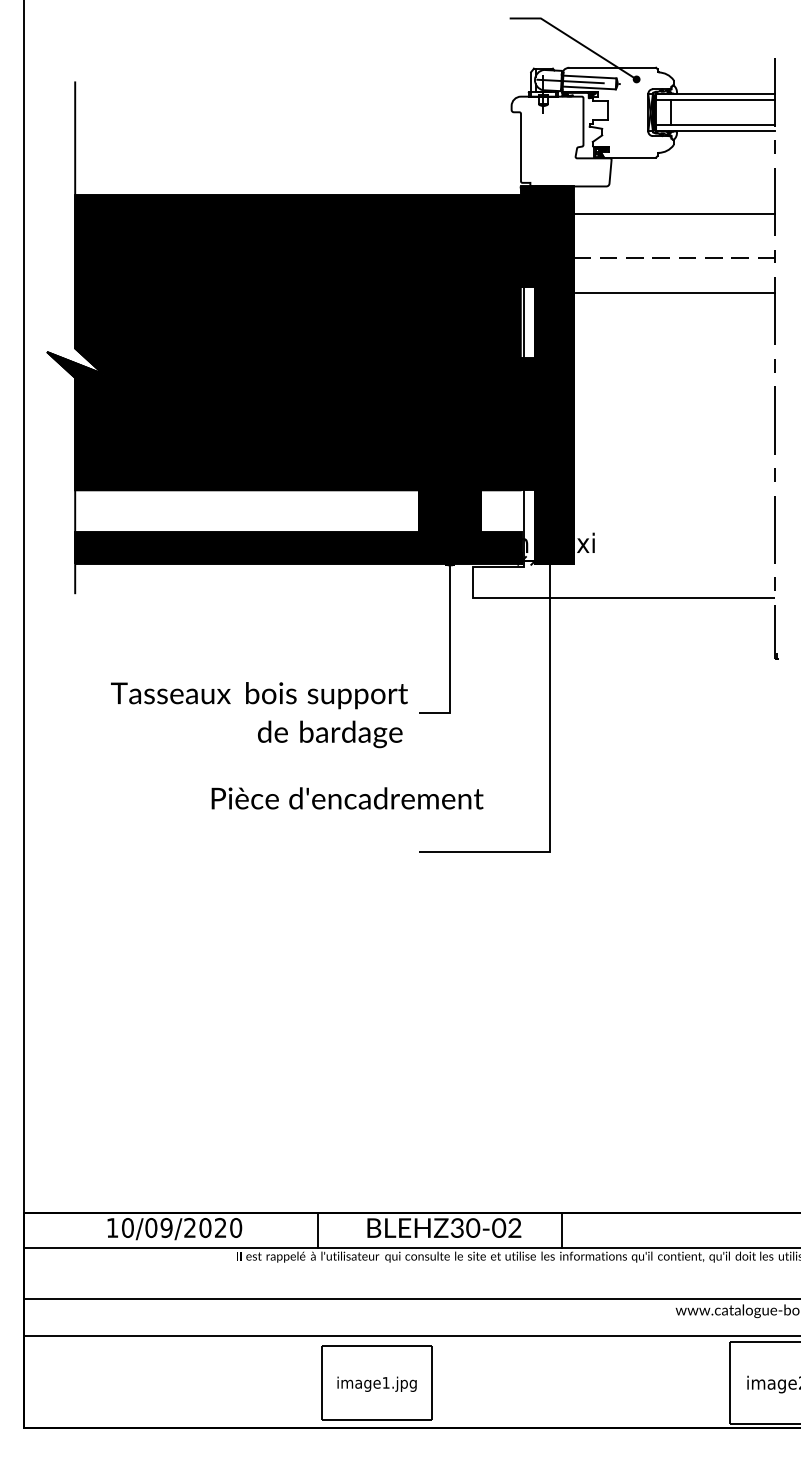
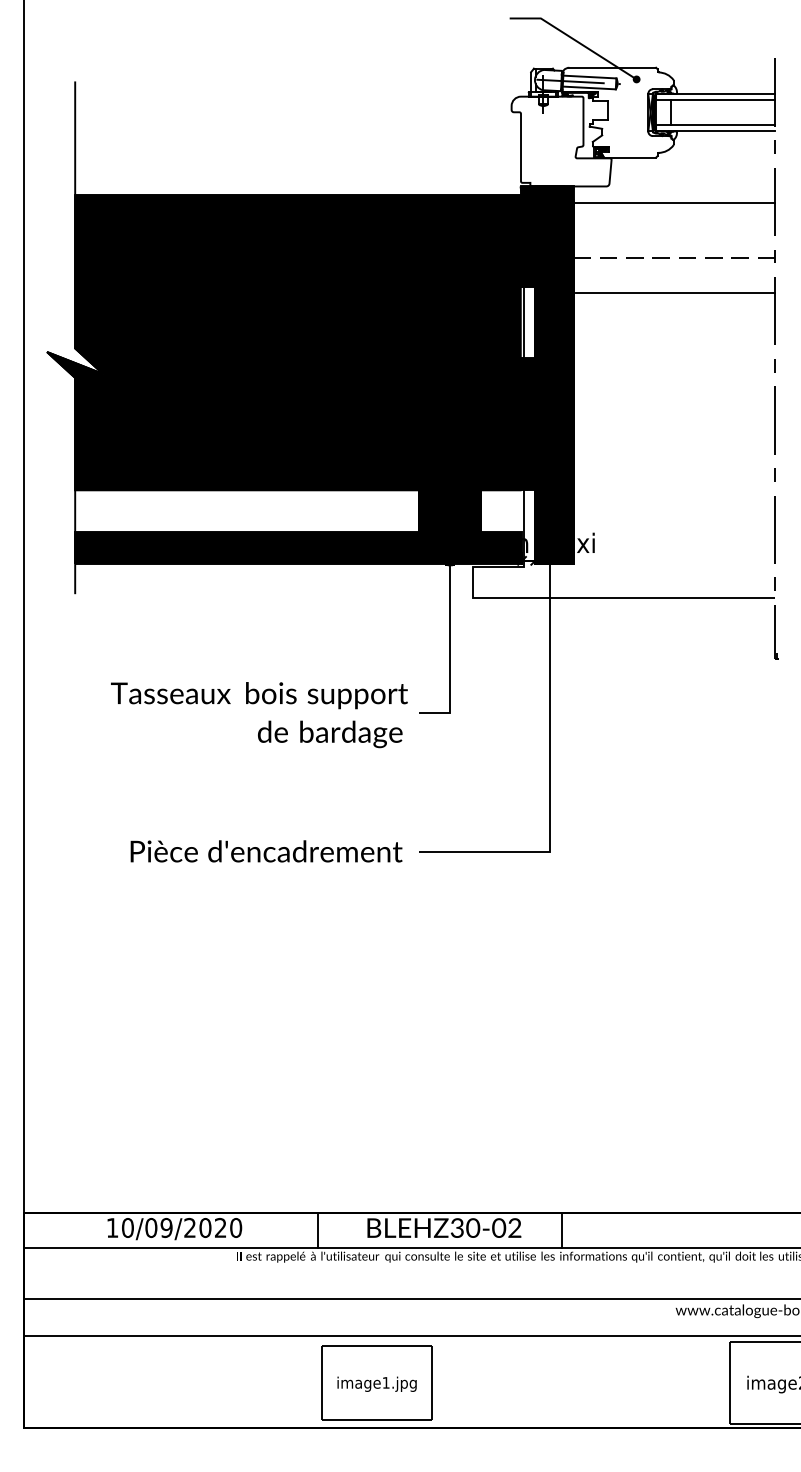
line position: (675, 213) -> (675, 202) (675, 202)
text position: (347, 798) -> (266, 851) (266, 851)
